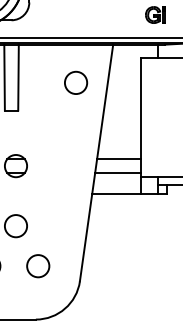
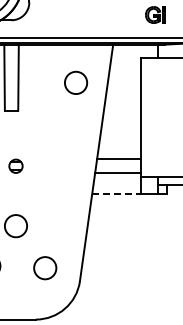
part size: 24x25 px -> 16x16 px (15, 165)
line: solid -> dashed (116, 193)
circle position: (38, 266) -> (45, 268) (45, 268)
